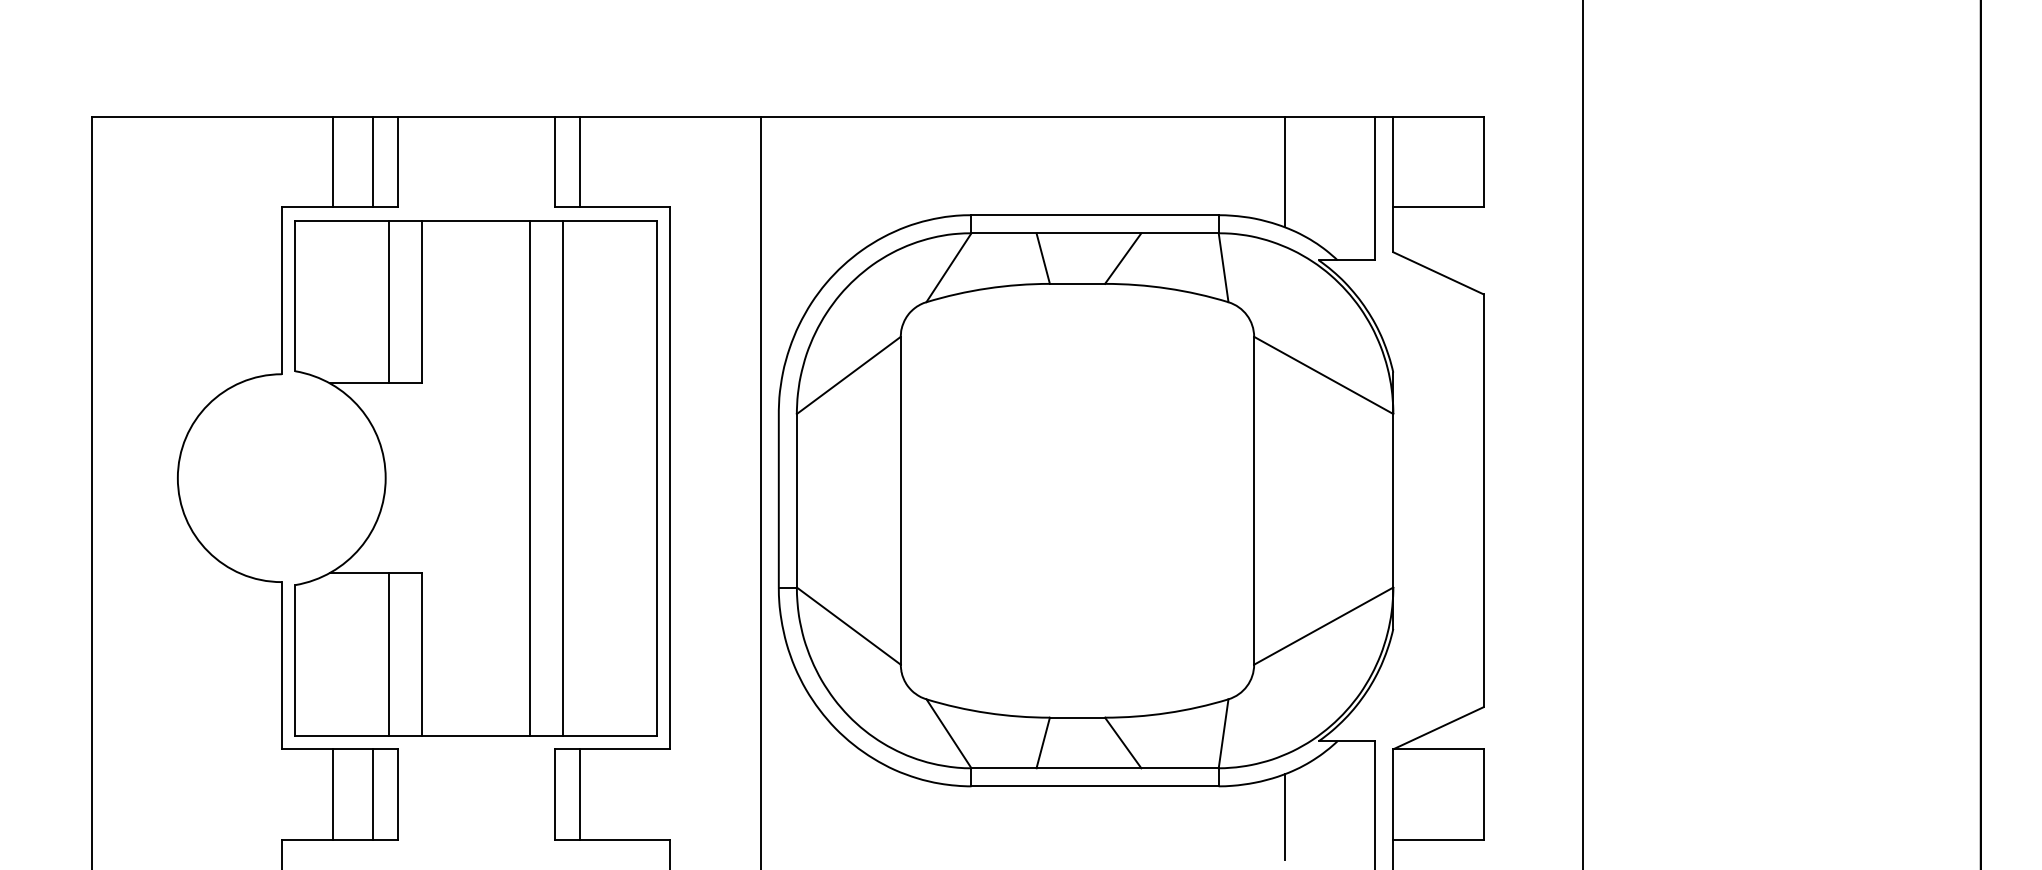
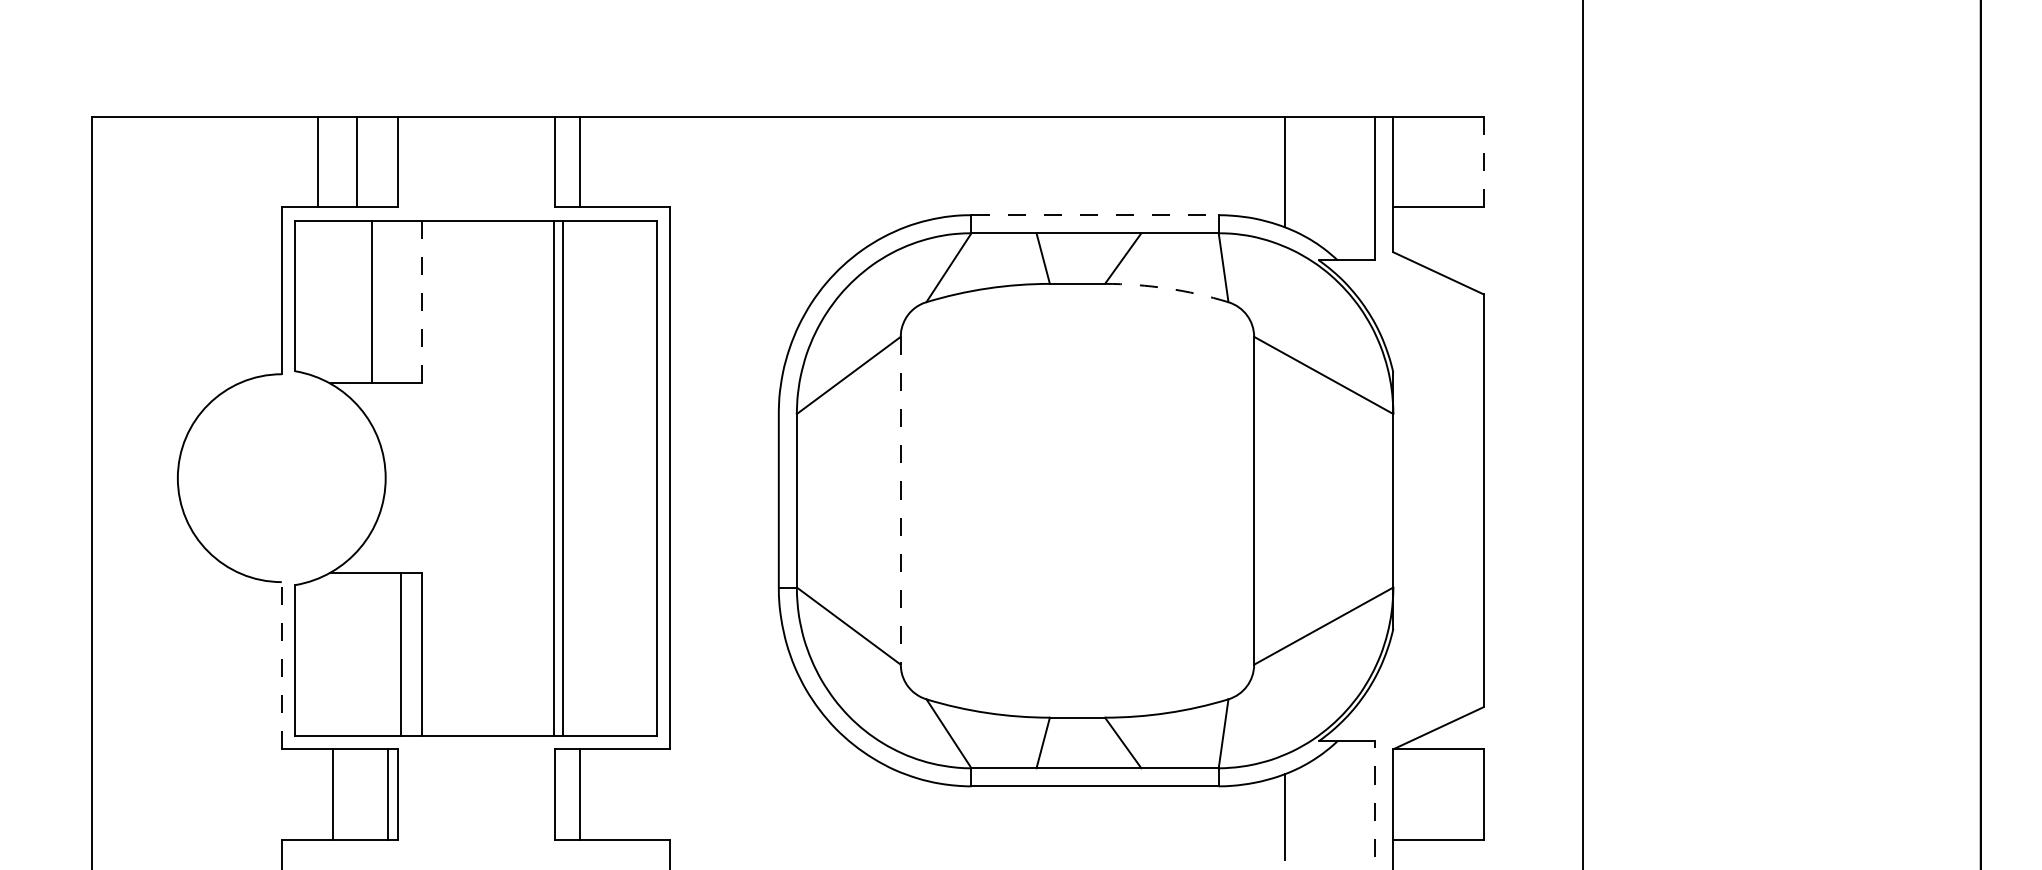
line position: (333, 161) -> (318, 161) (318, 161)
line position: (373, 161) -> (357, 161) (357, 161)
line: solid -> dashed (1483, 162)
line: solid -> dashed (1095, 215)
arc: solid -> dashed (1167, 288)
line position: (388, 301) -> (371, 301) (371, 301)
line: solid -> dashed (421, 302)
line position: (530, 477) -> (554, 477) (554, 477)
line: present -> none (760, 491)
line: solid -> dashed (900, 500)
line position: (388, 654) -> (400, 654) (400, 654)
line: solid -> dashed (281, 665)
line position: (373, 794) -> (388, 794) (388, 794)
line: solid -> dashed (1375, 805)
